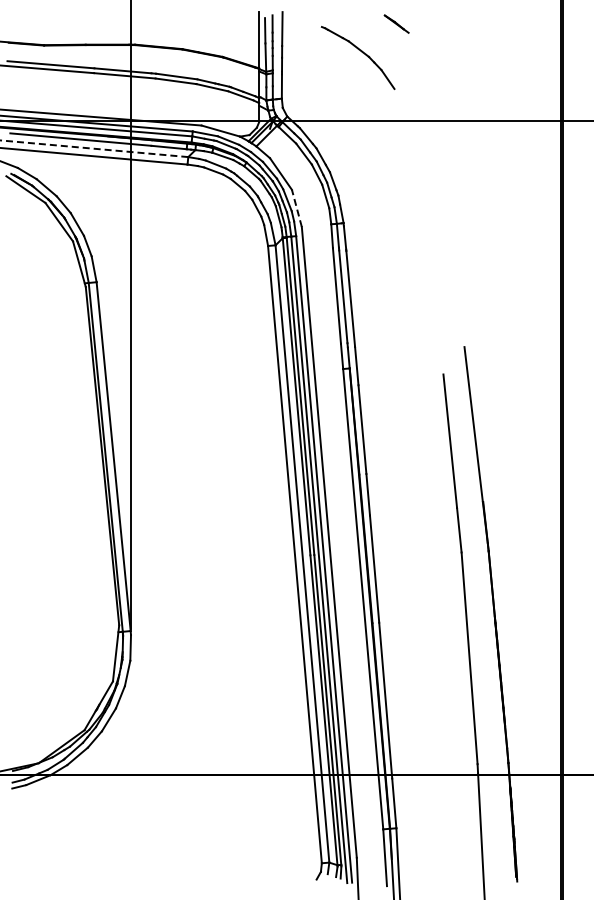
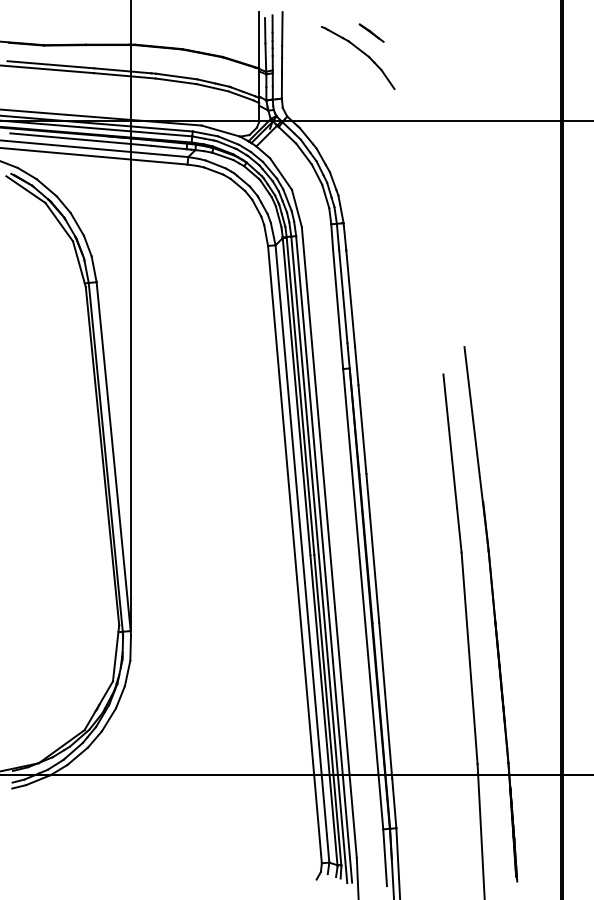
line position: (396, 23) -> (371, 32) (371, 32)
line: dashed -> solid (93, 148)
line: dashed -> solid (296, 207)
